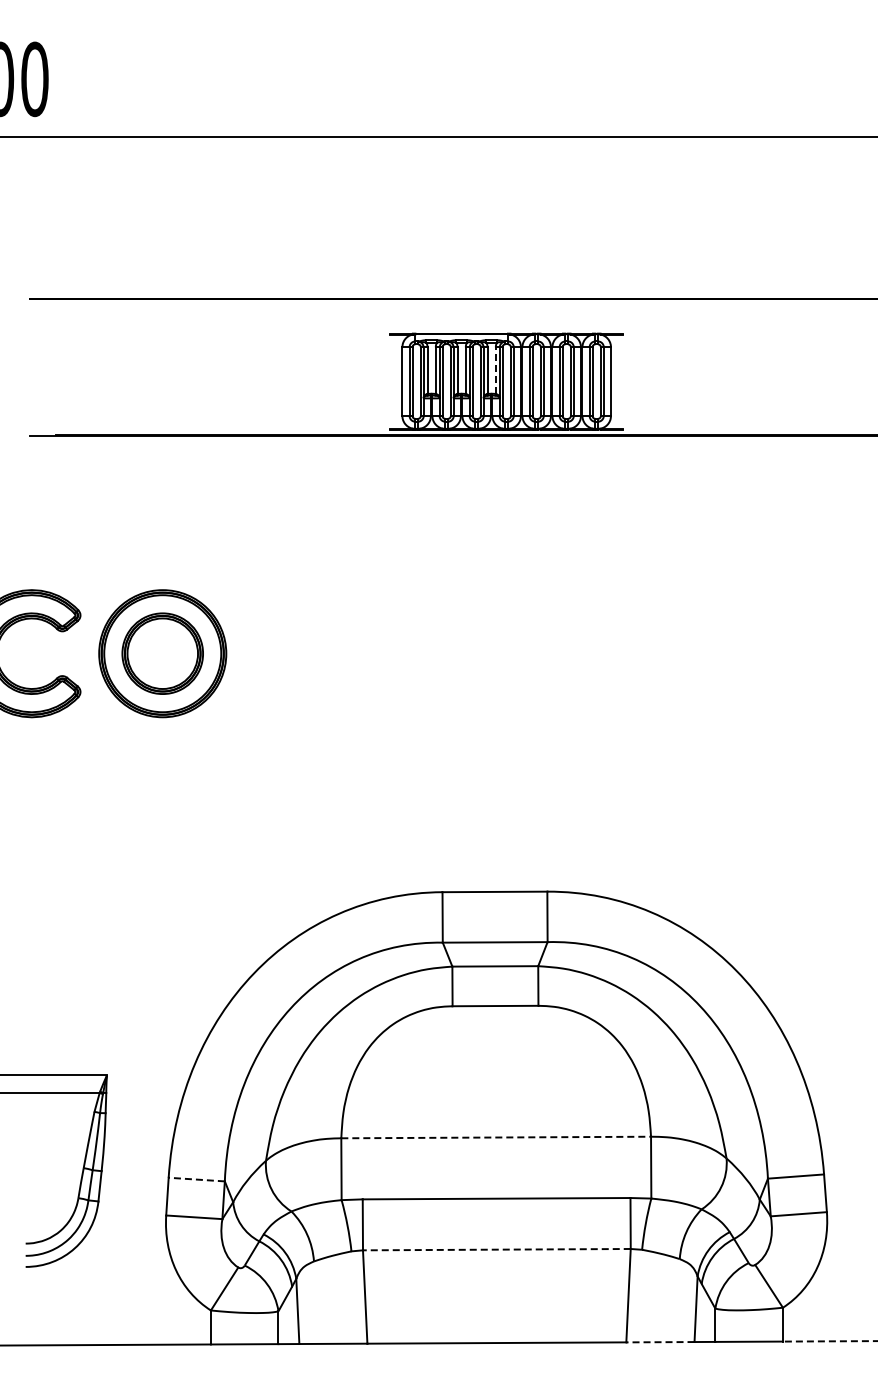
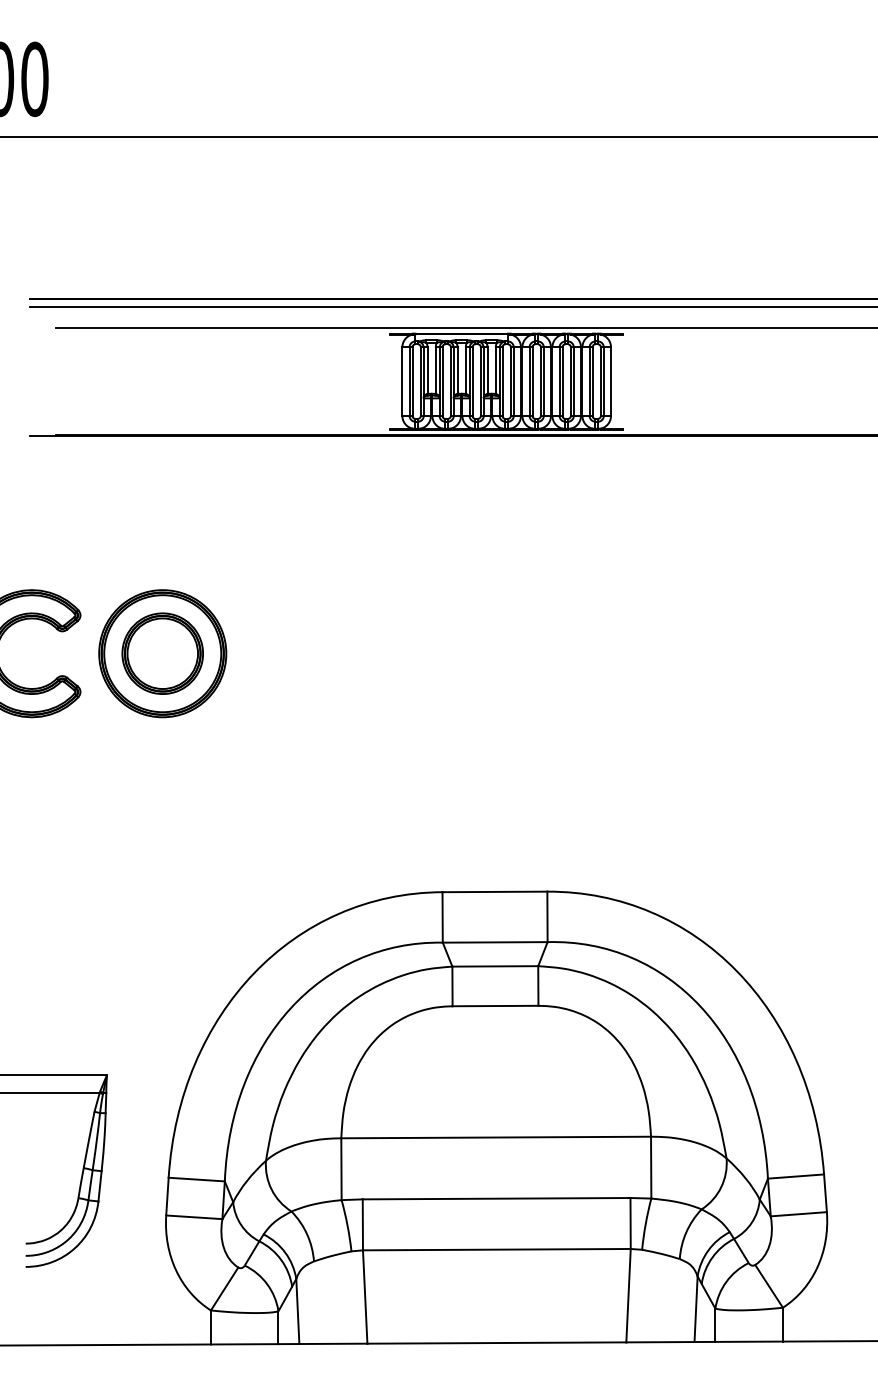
line: none -> present (451, 306)
line: none -> present (464, 328)
line: dashed -> solid (495, 370)
line: dashed -> solid (496, 1137)
line: dashed -> solid (196, 1179)
line: dashed -> solid (496, 1249)
line: dashed -> solid (829, 1341)
line: dashed -> solid (659, 1342)
